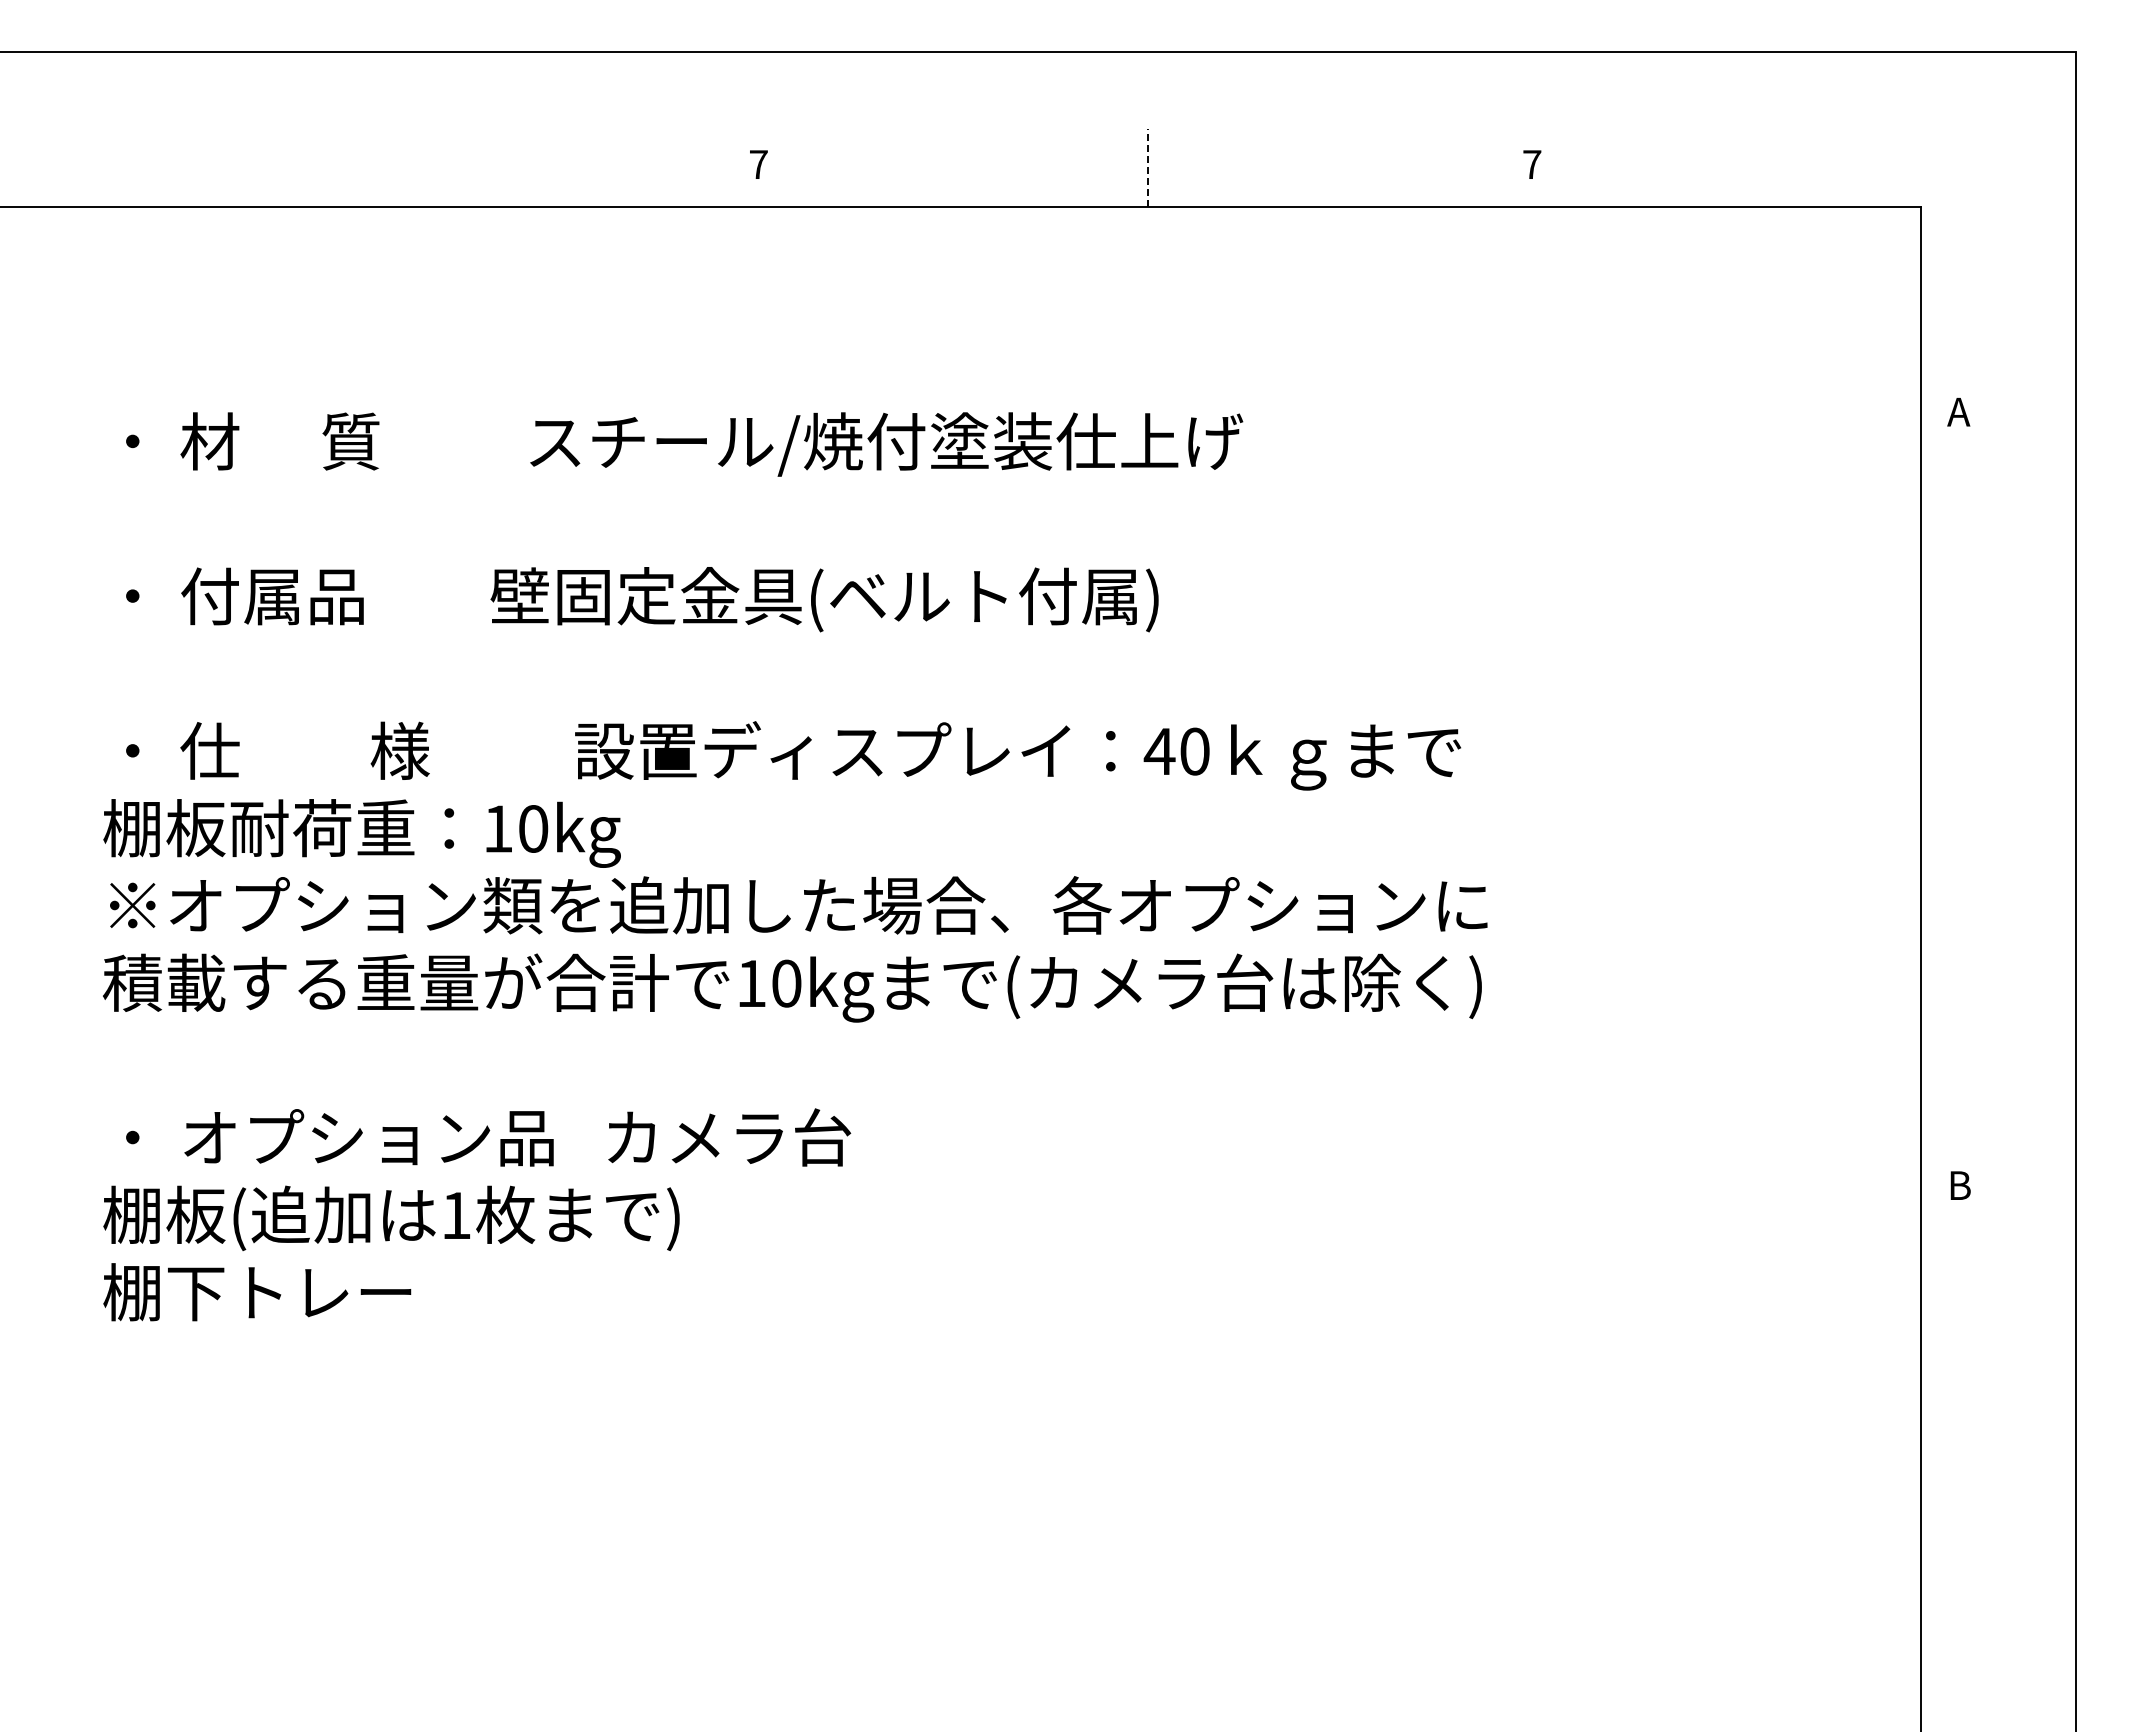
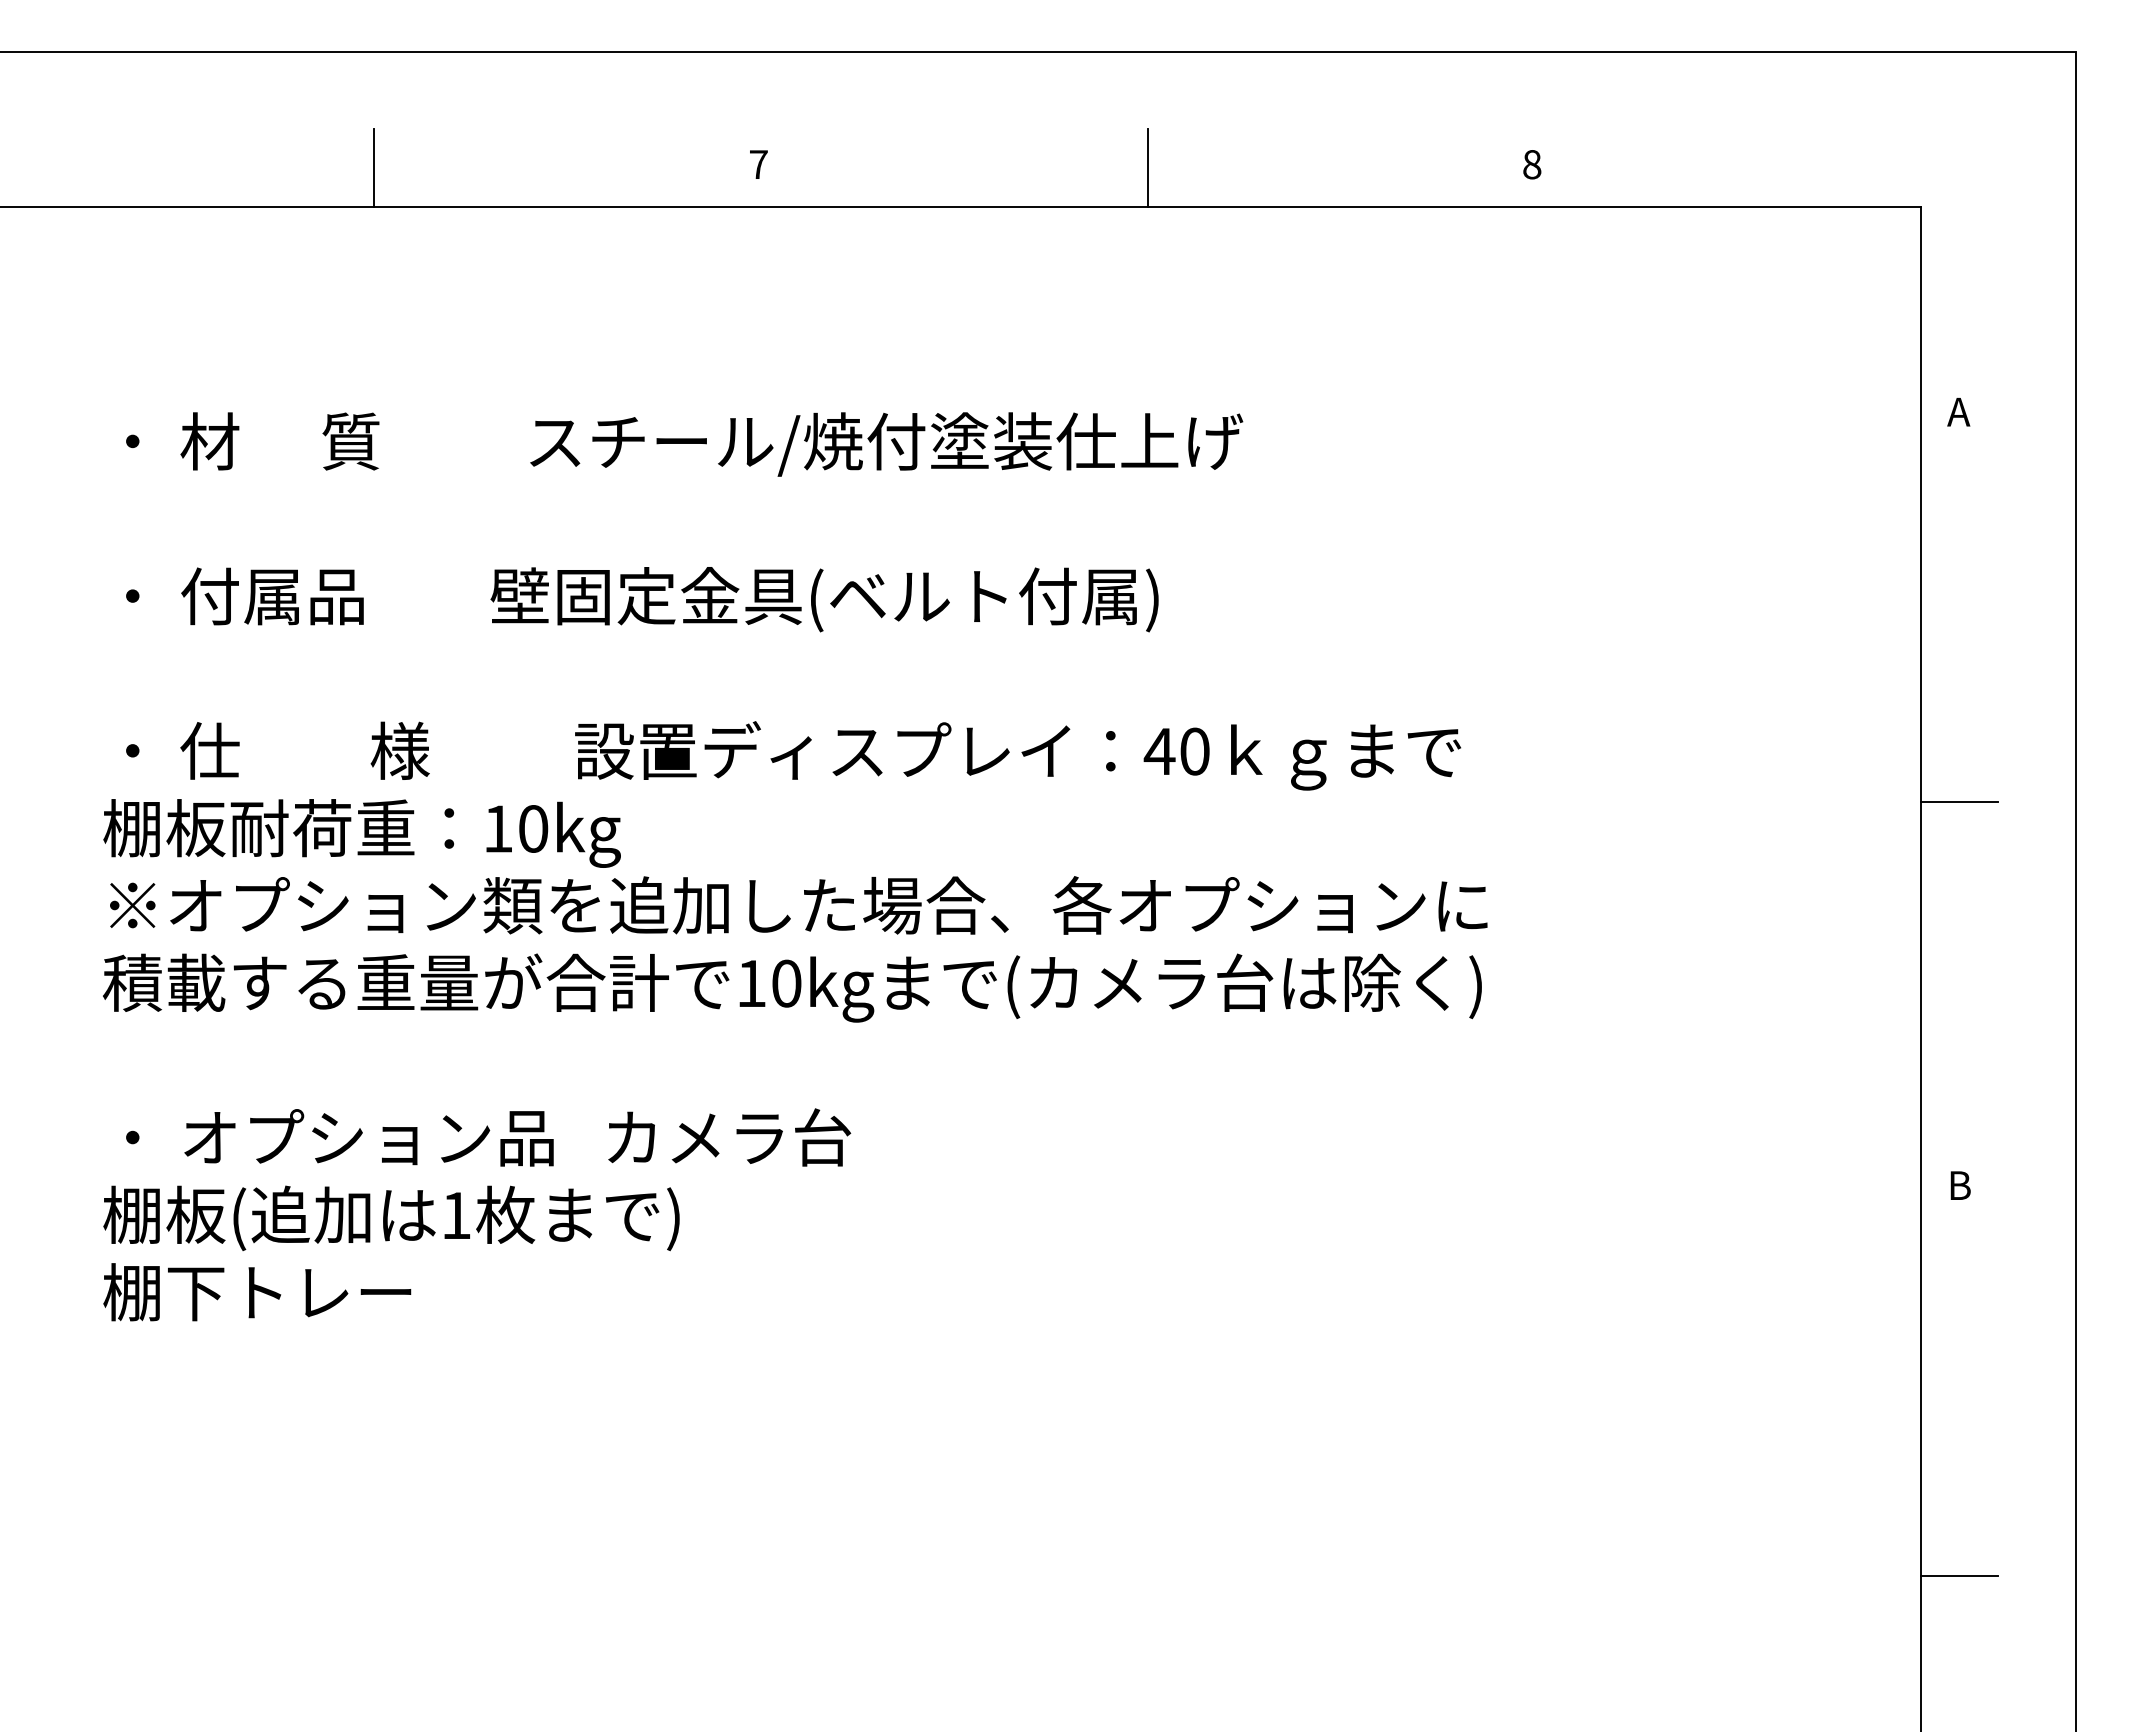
text: 7 -> 8 (1532, 164)
line: none -> present (374, 167)
line: dashed -> solid (1147, 168)
line: none -> present (1959, 802)
line: none -> present (1959, 1575)
